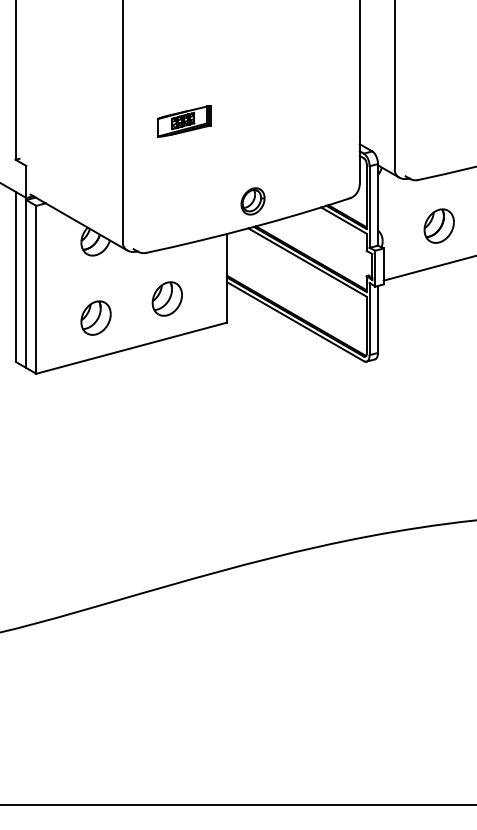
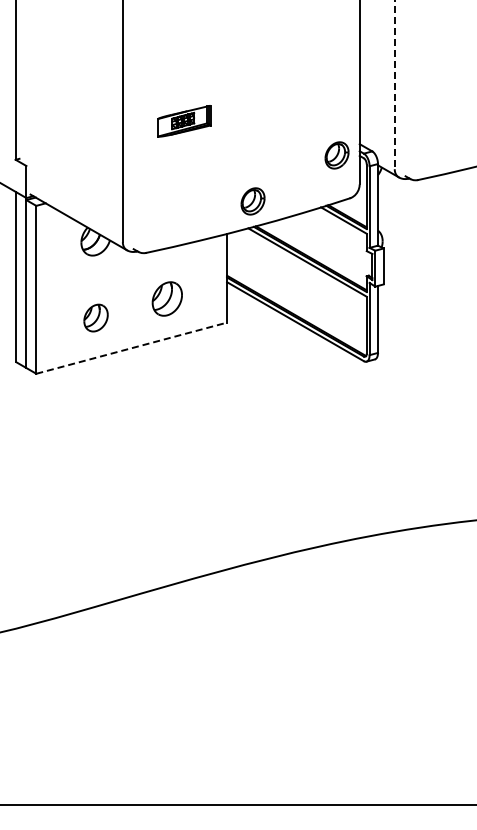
line: solid -> dashed (394, 85)
part: none -> present (336, 155)
part: present -> none (438, 225)
line: present -> none (428, 268)
part size: 32x36 px -> 26x30 px (95, 317)
line: solid -> dashed (131, 348)
